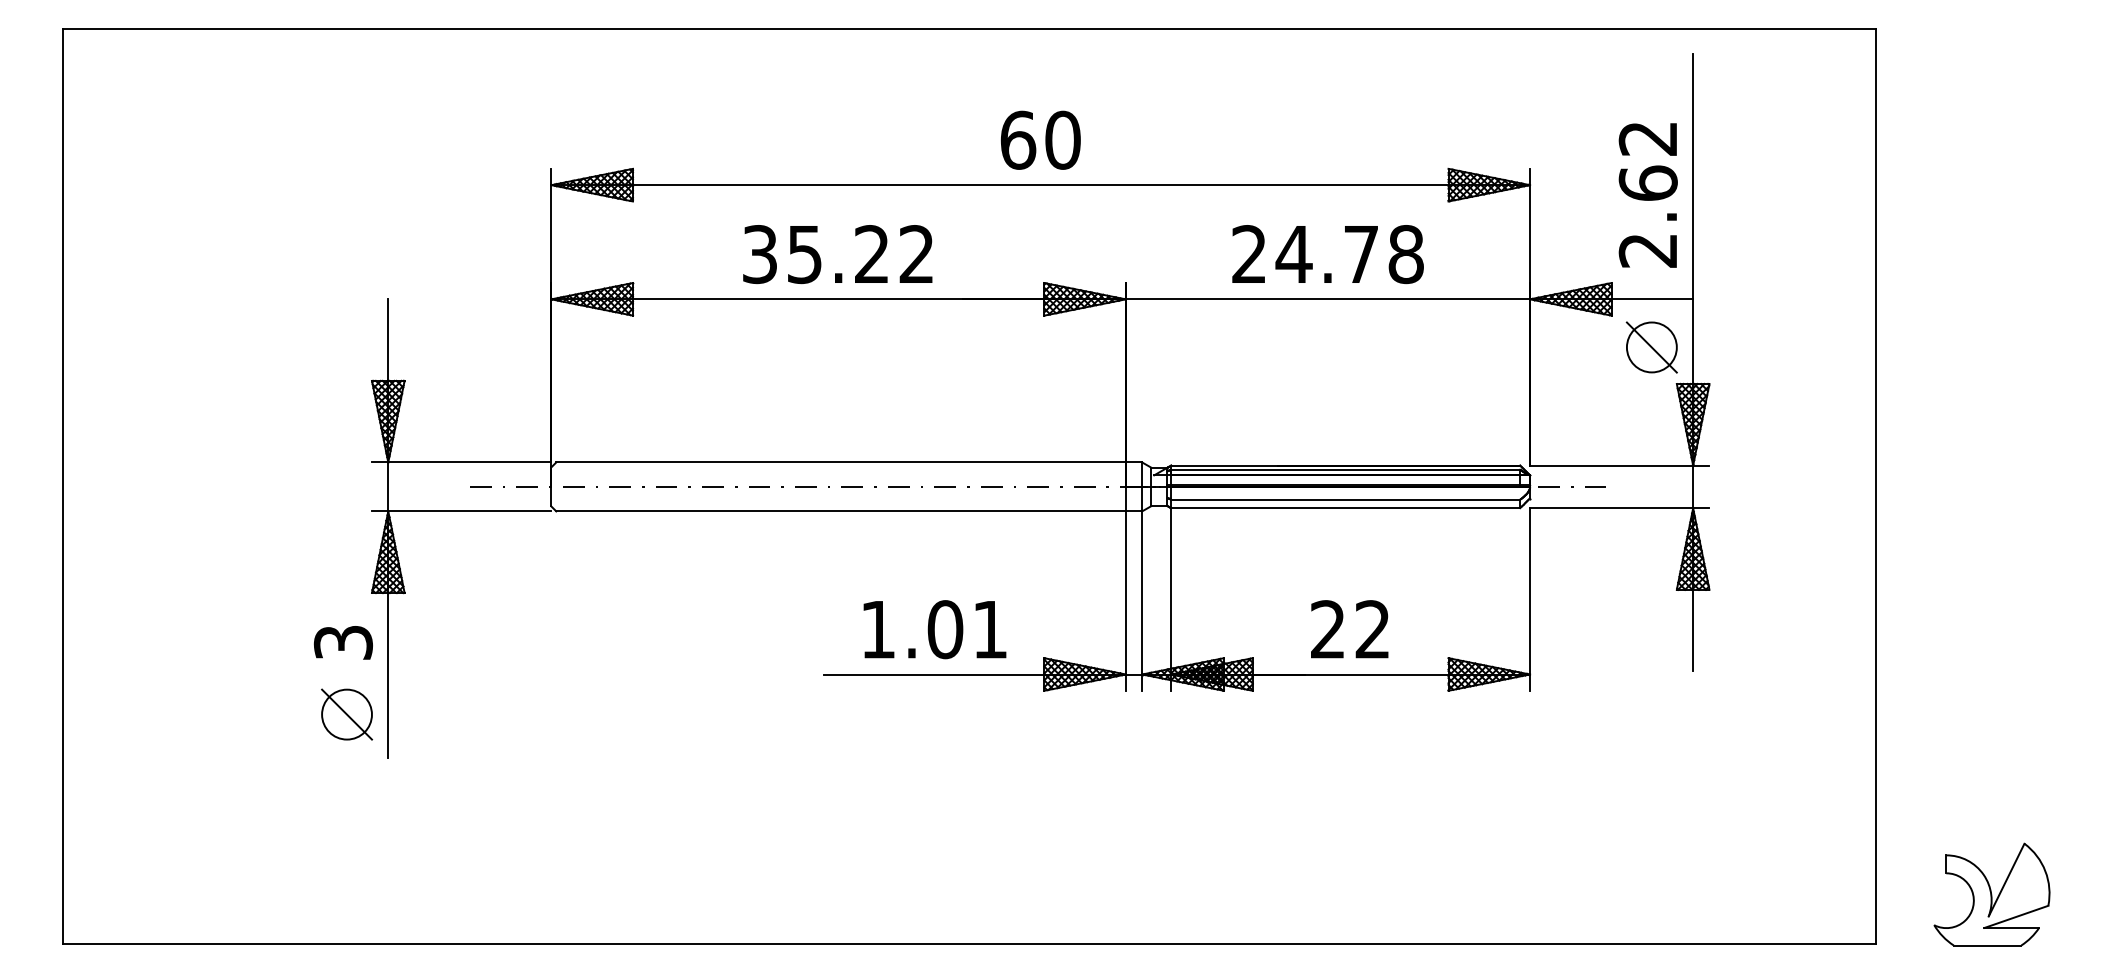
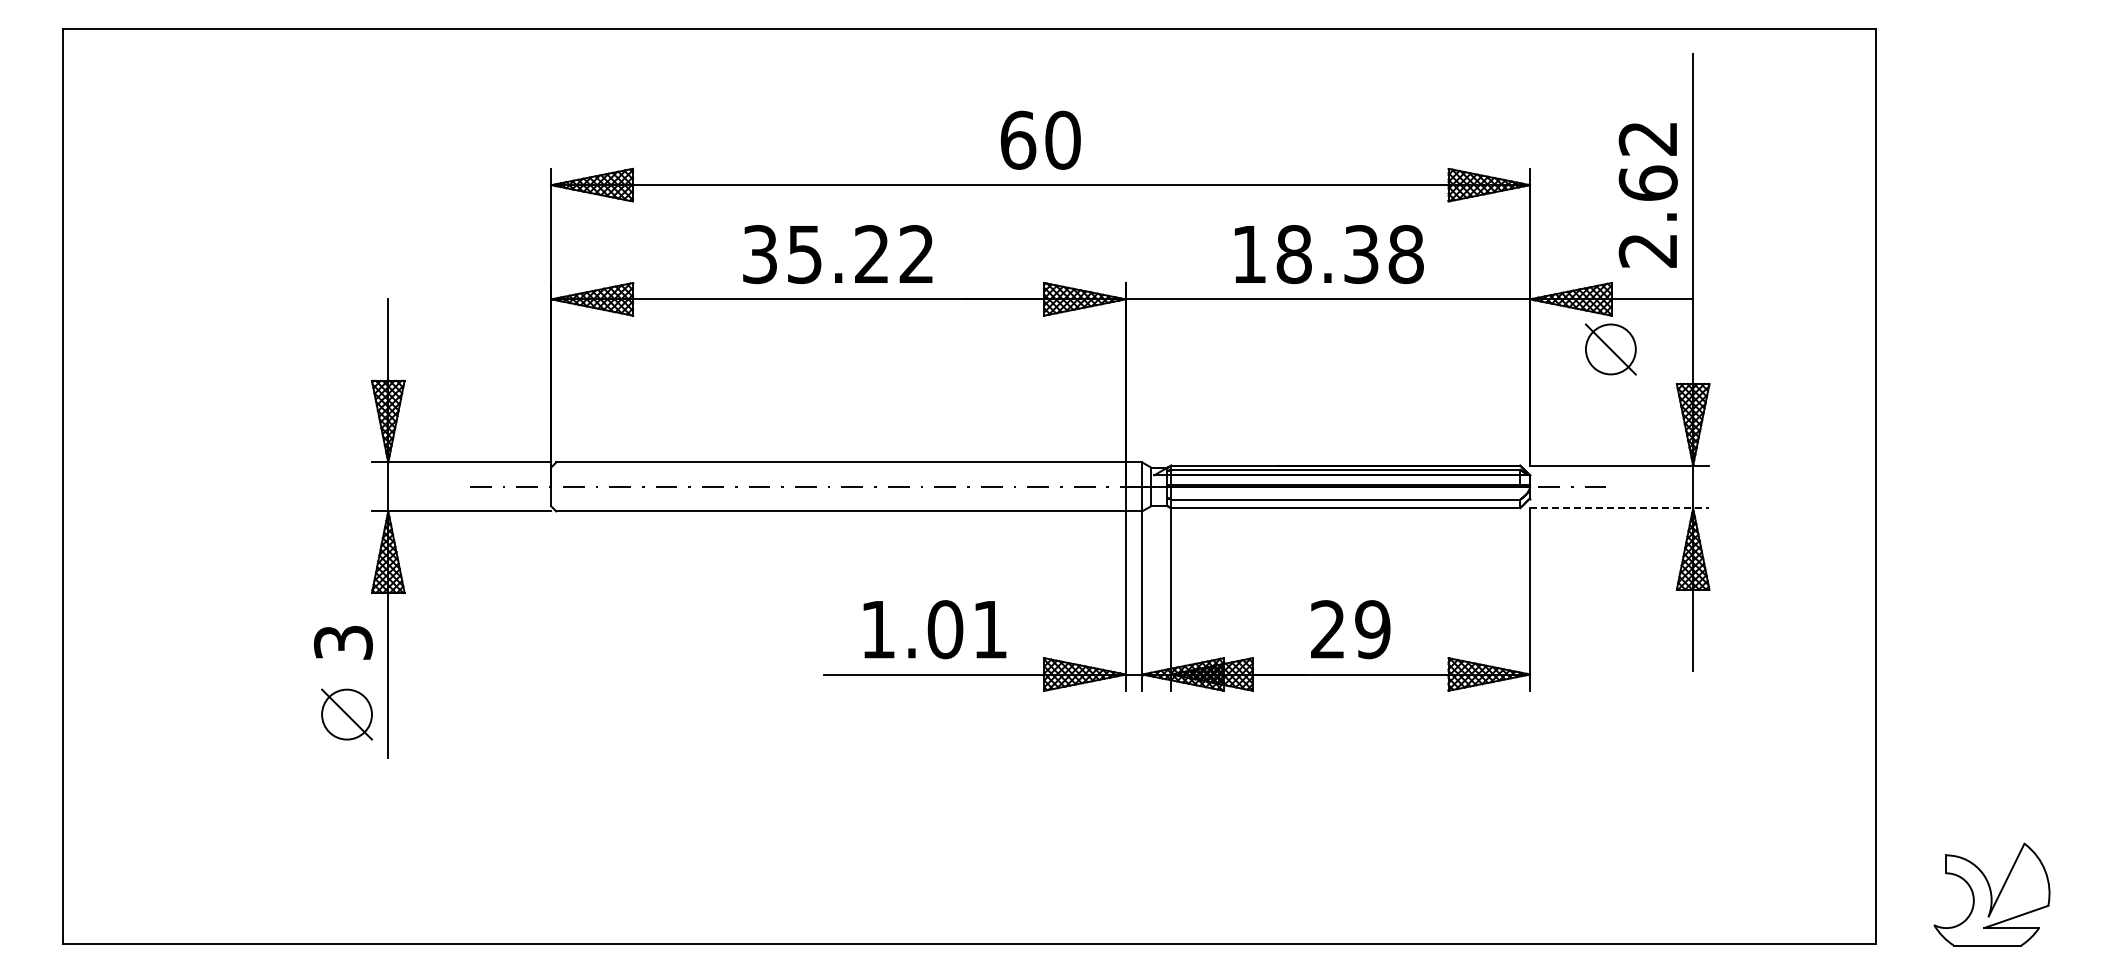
text: 24.78 -> 18.38 (1305, 254)
part position: (1651, 347) -> (1610, 349) (1610, 349)
line: solid -> dashed (1619, 508)
text: 22 -> 29 (1372, 629)
